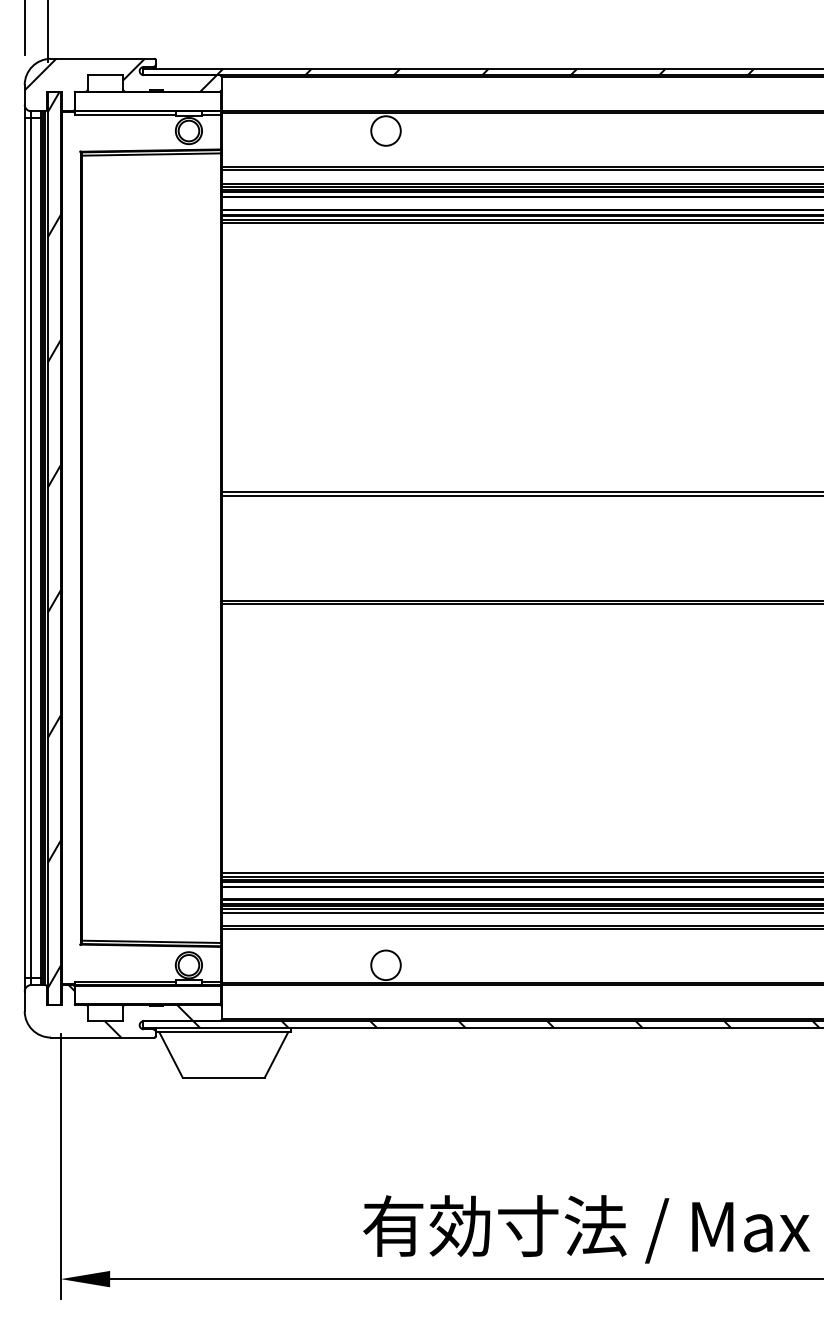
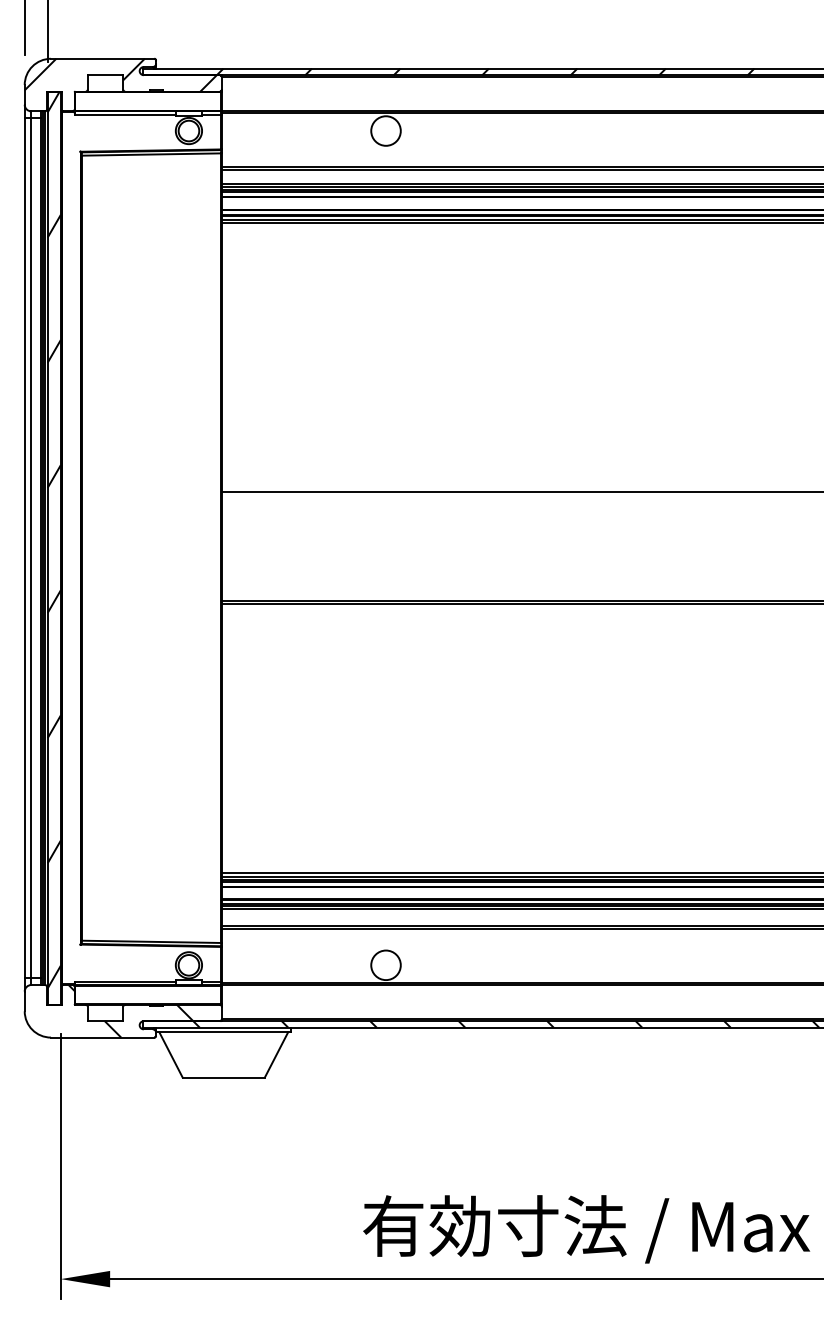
line: present -> none (520, 495)
line: present -> none (520, 912)
